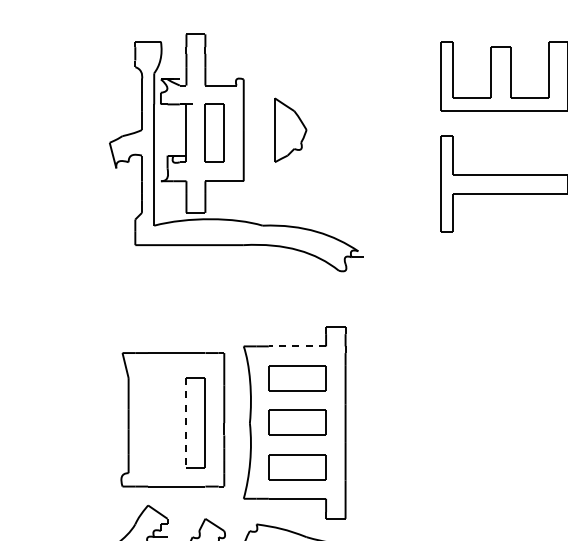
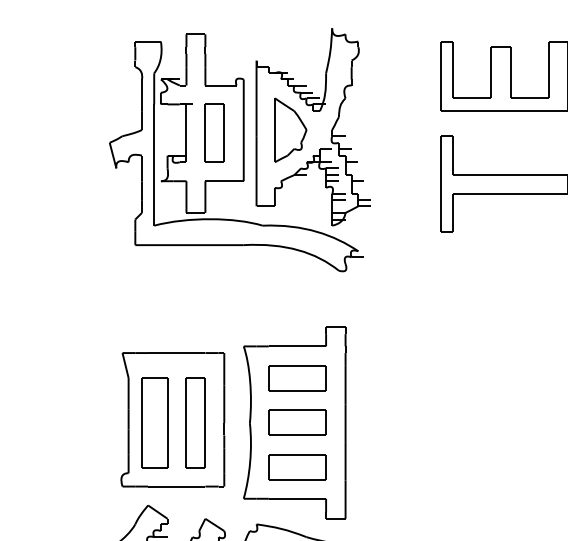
part: none -> present (312, 127)
line: dashed -> solid (297, 346)
part: none -> present (154, 422)
line: dashed -> solid (186, 422)
